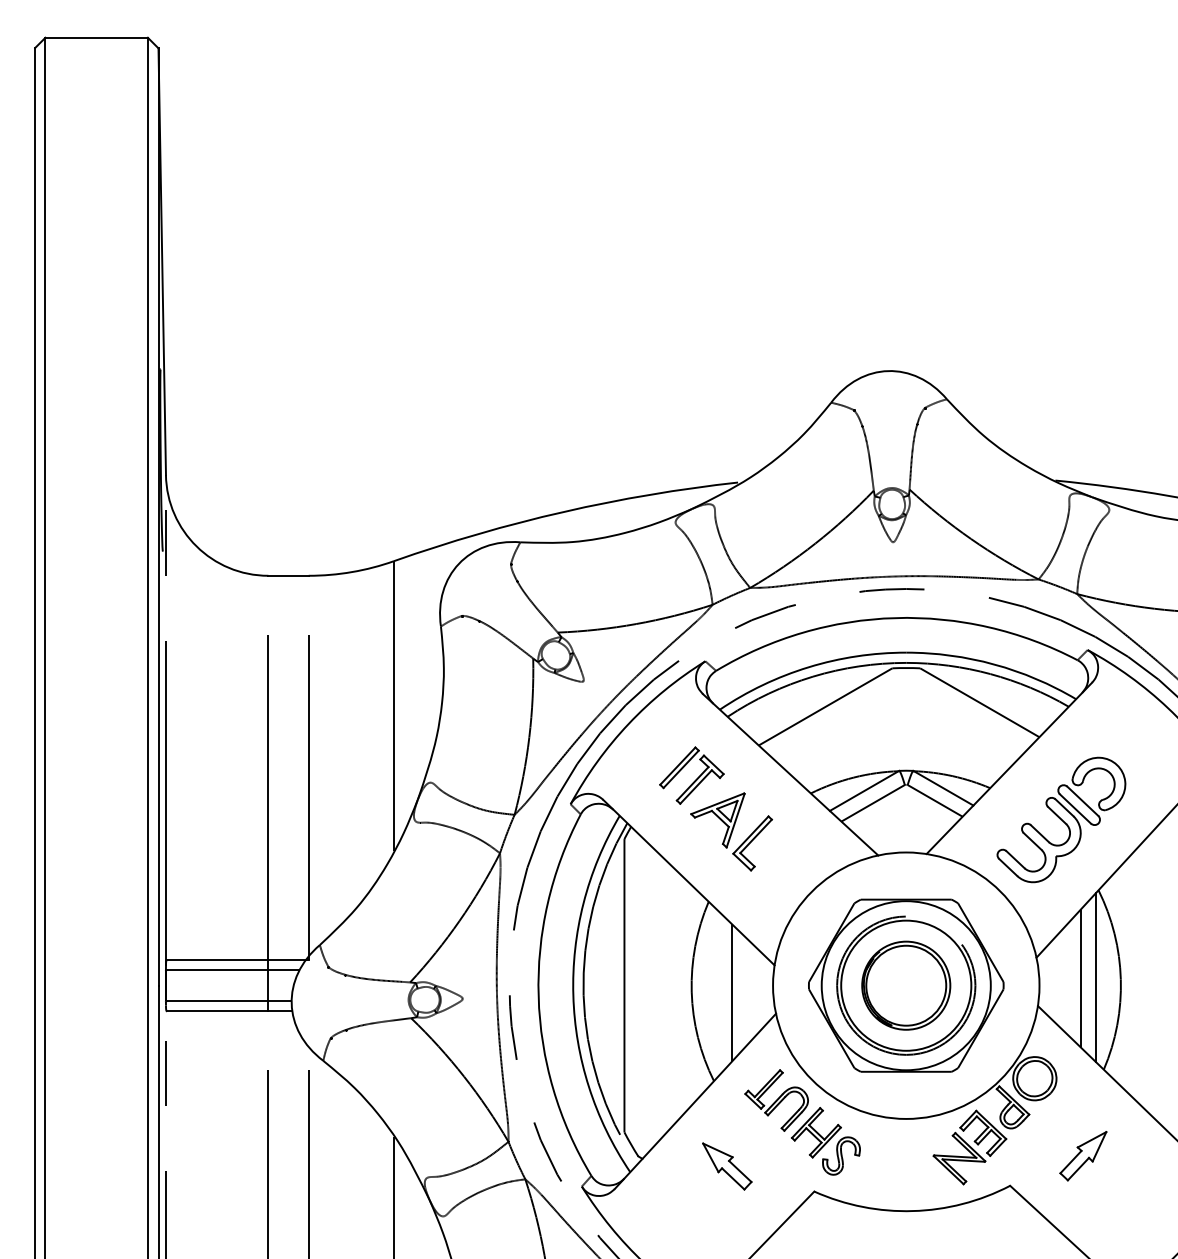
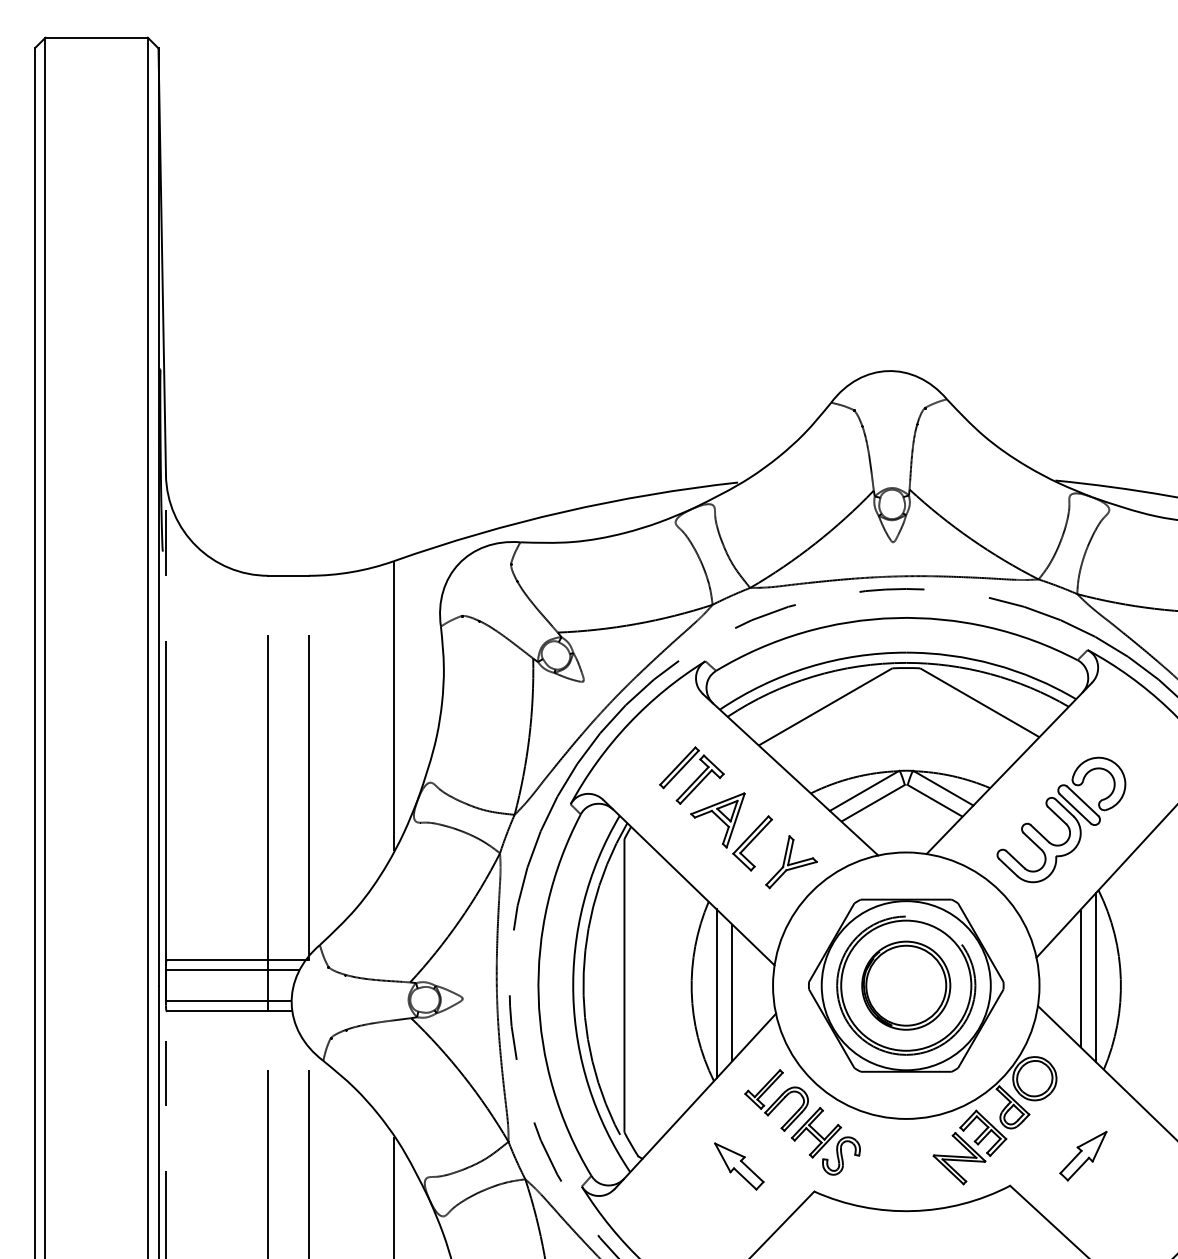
part: none -> present (791, 862)
line: none -> present (716, 993)
part position: (727, 1166) -> (739, 1166) (739, 1166)
